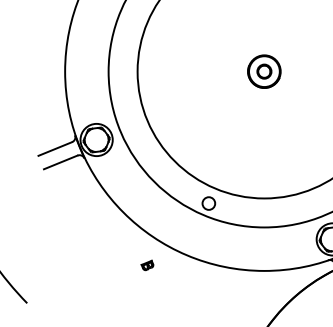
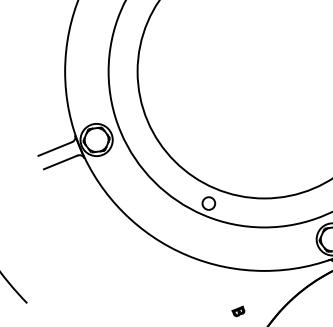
part: present -> none (264, 71)
part position: (147, 265) -> (238, 311) (238, 311)
